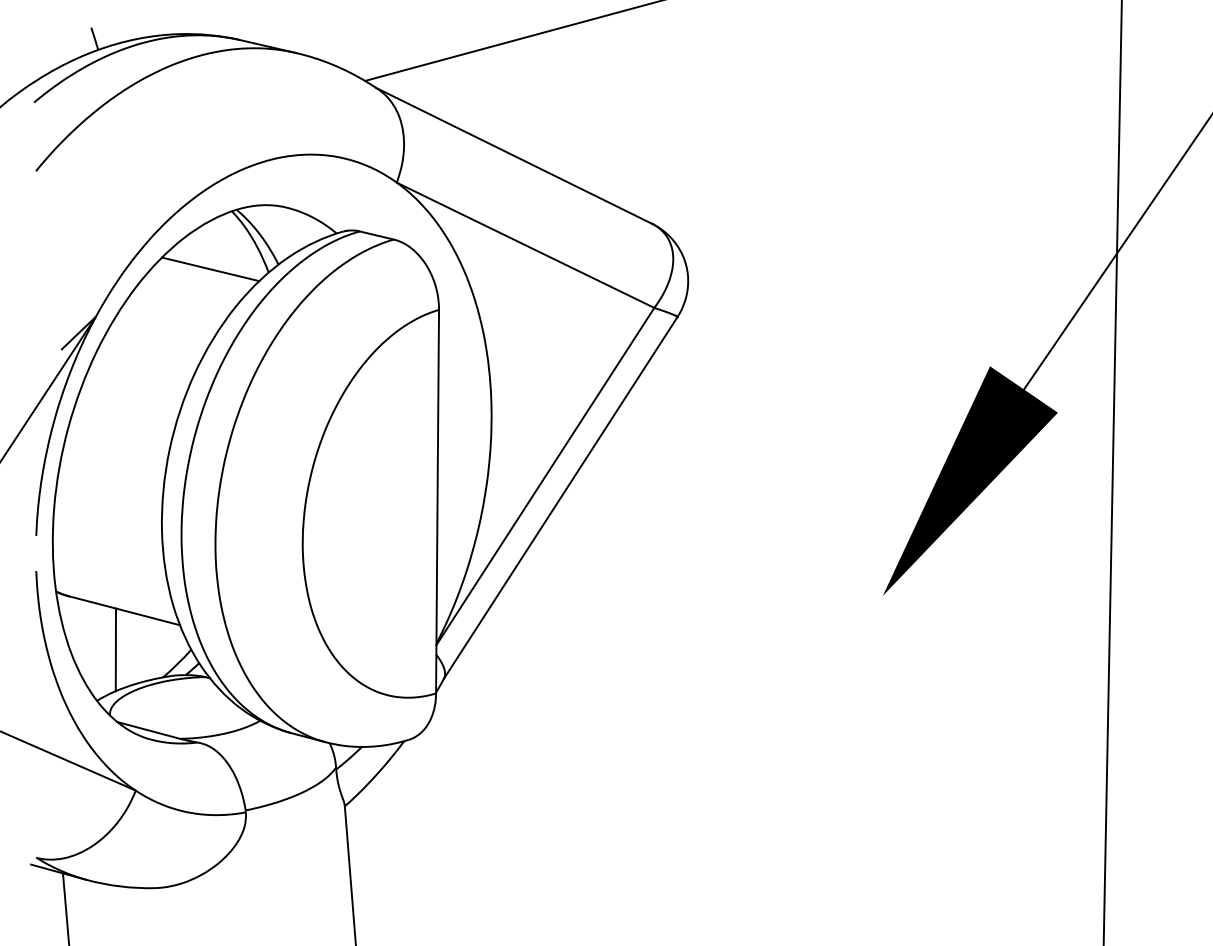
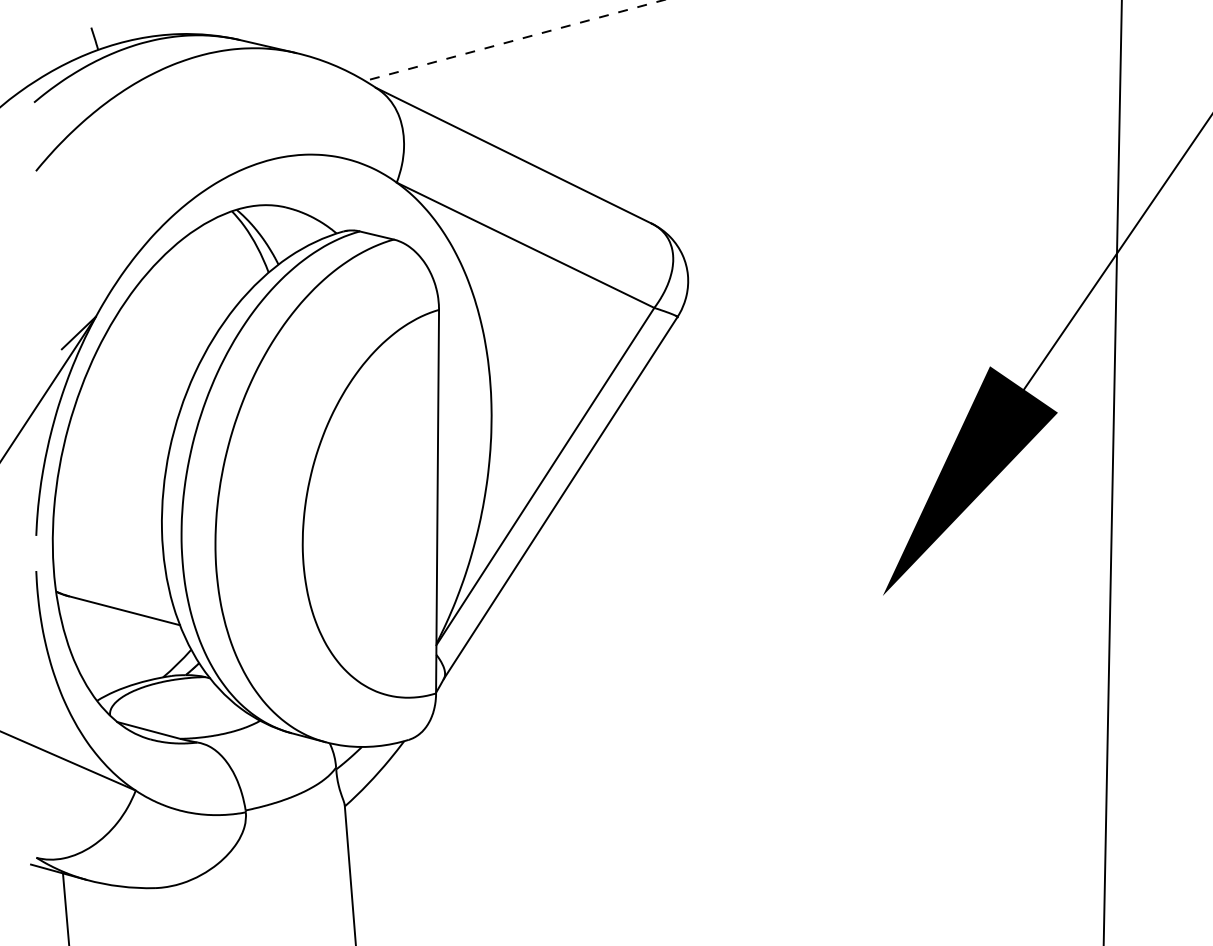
line: solid -> dashed (514, 40)
line: present -> none (210, 269)
line: present -> none (115, 649)
